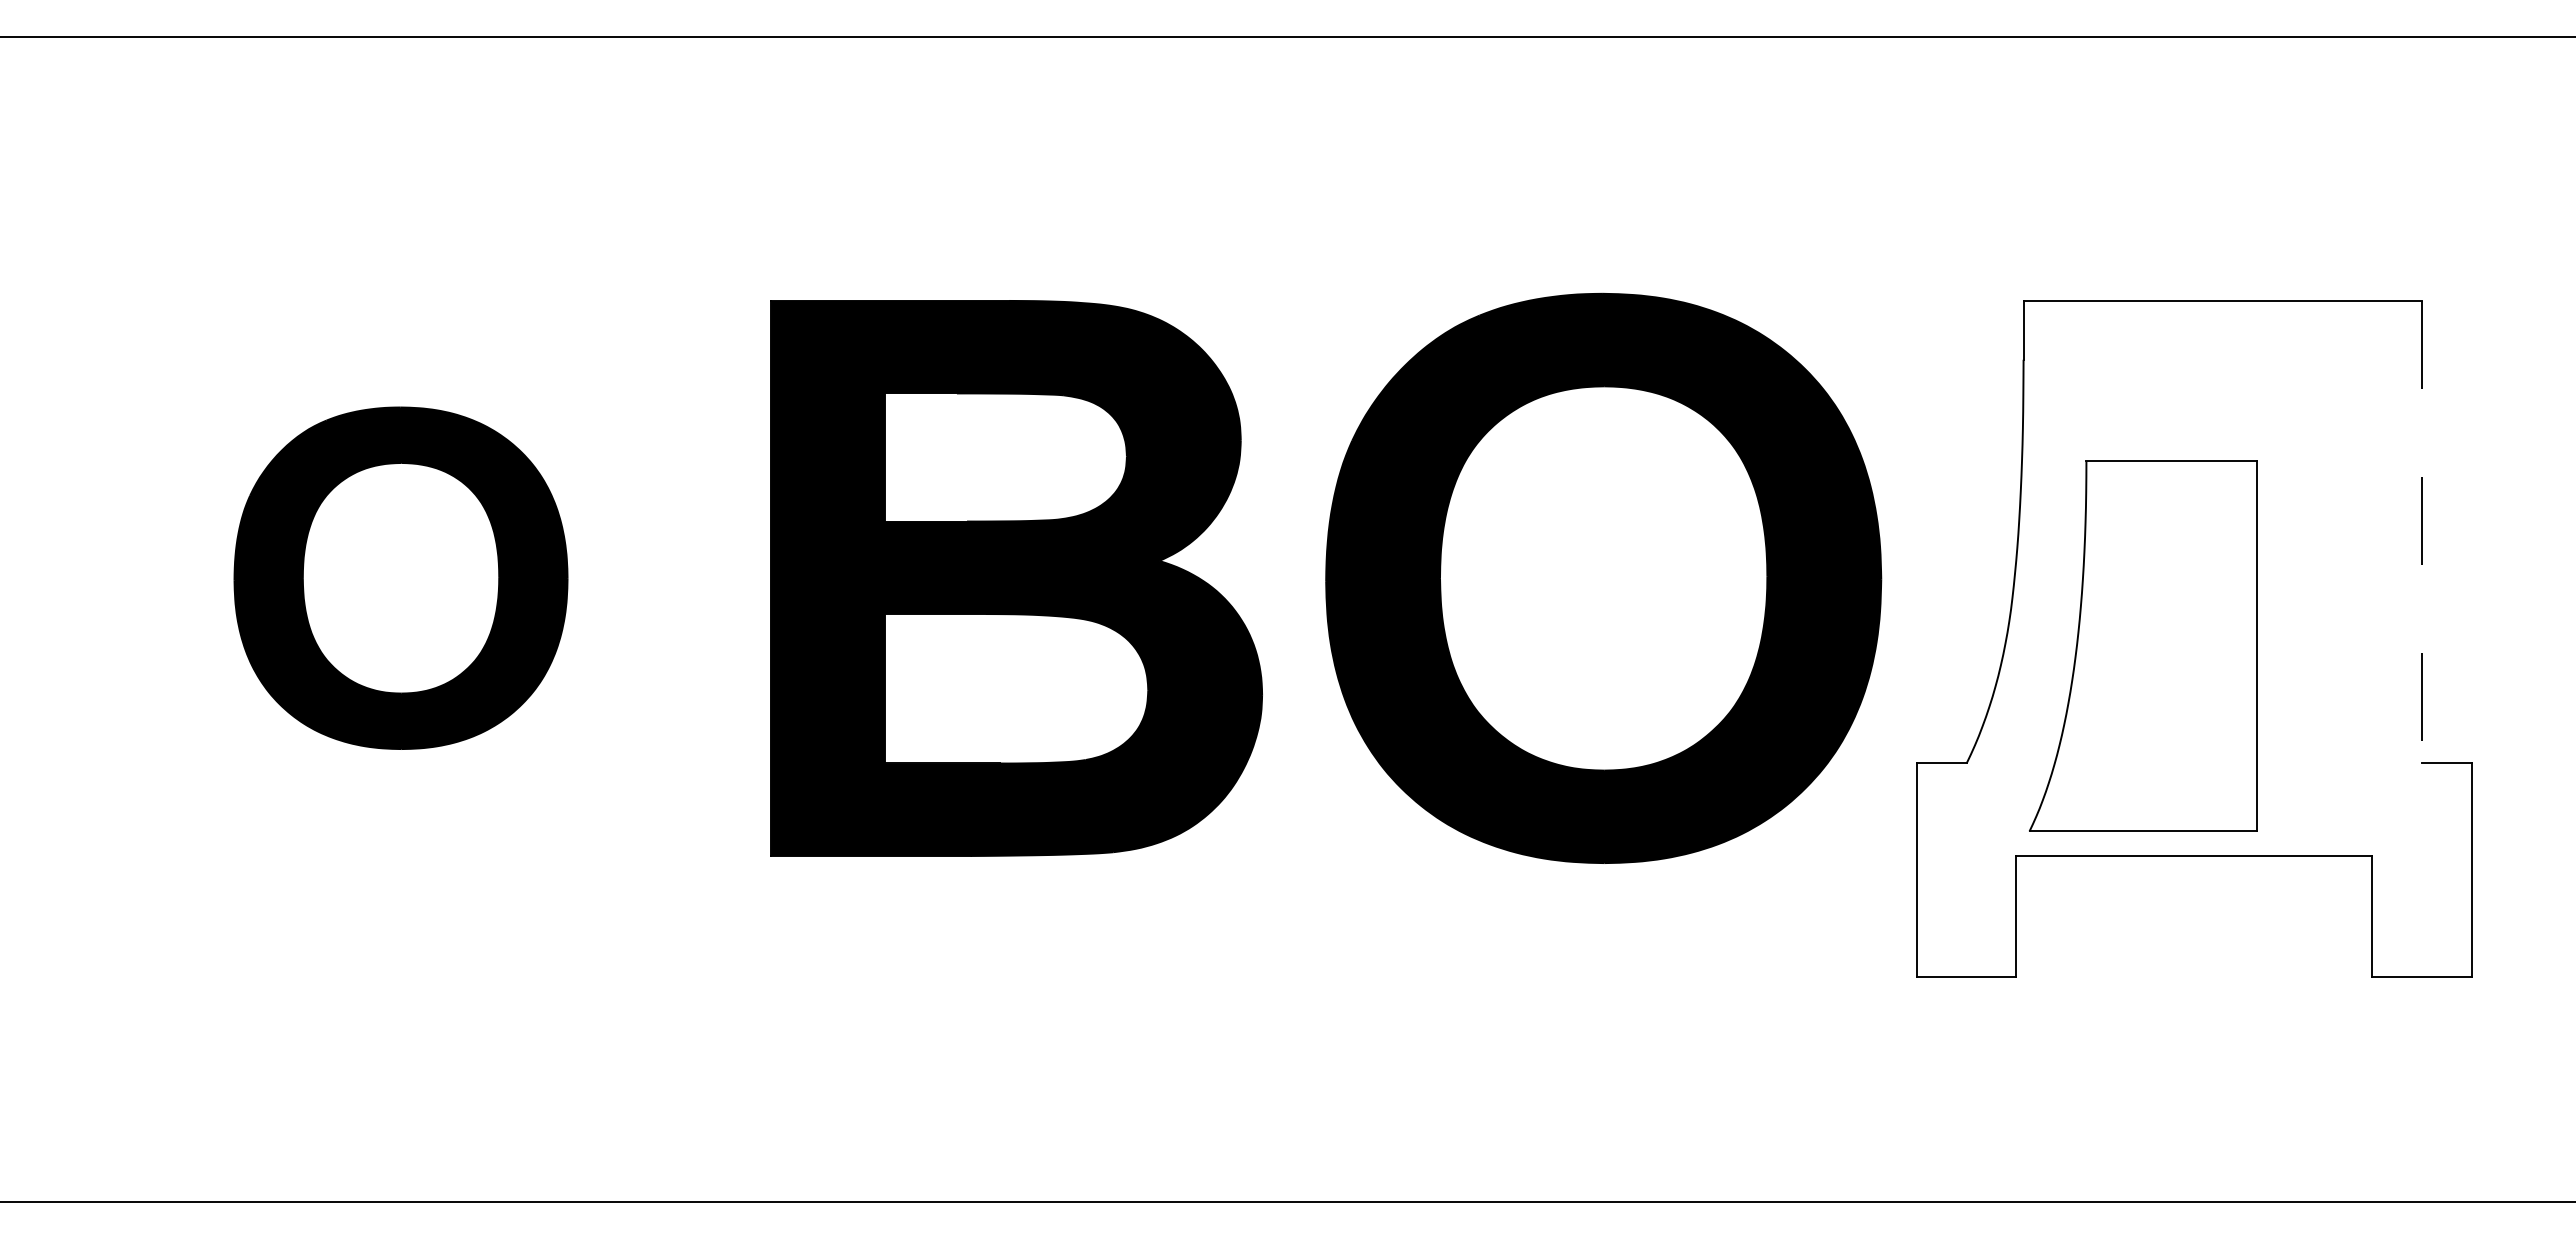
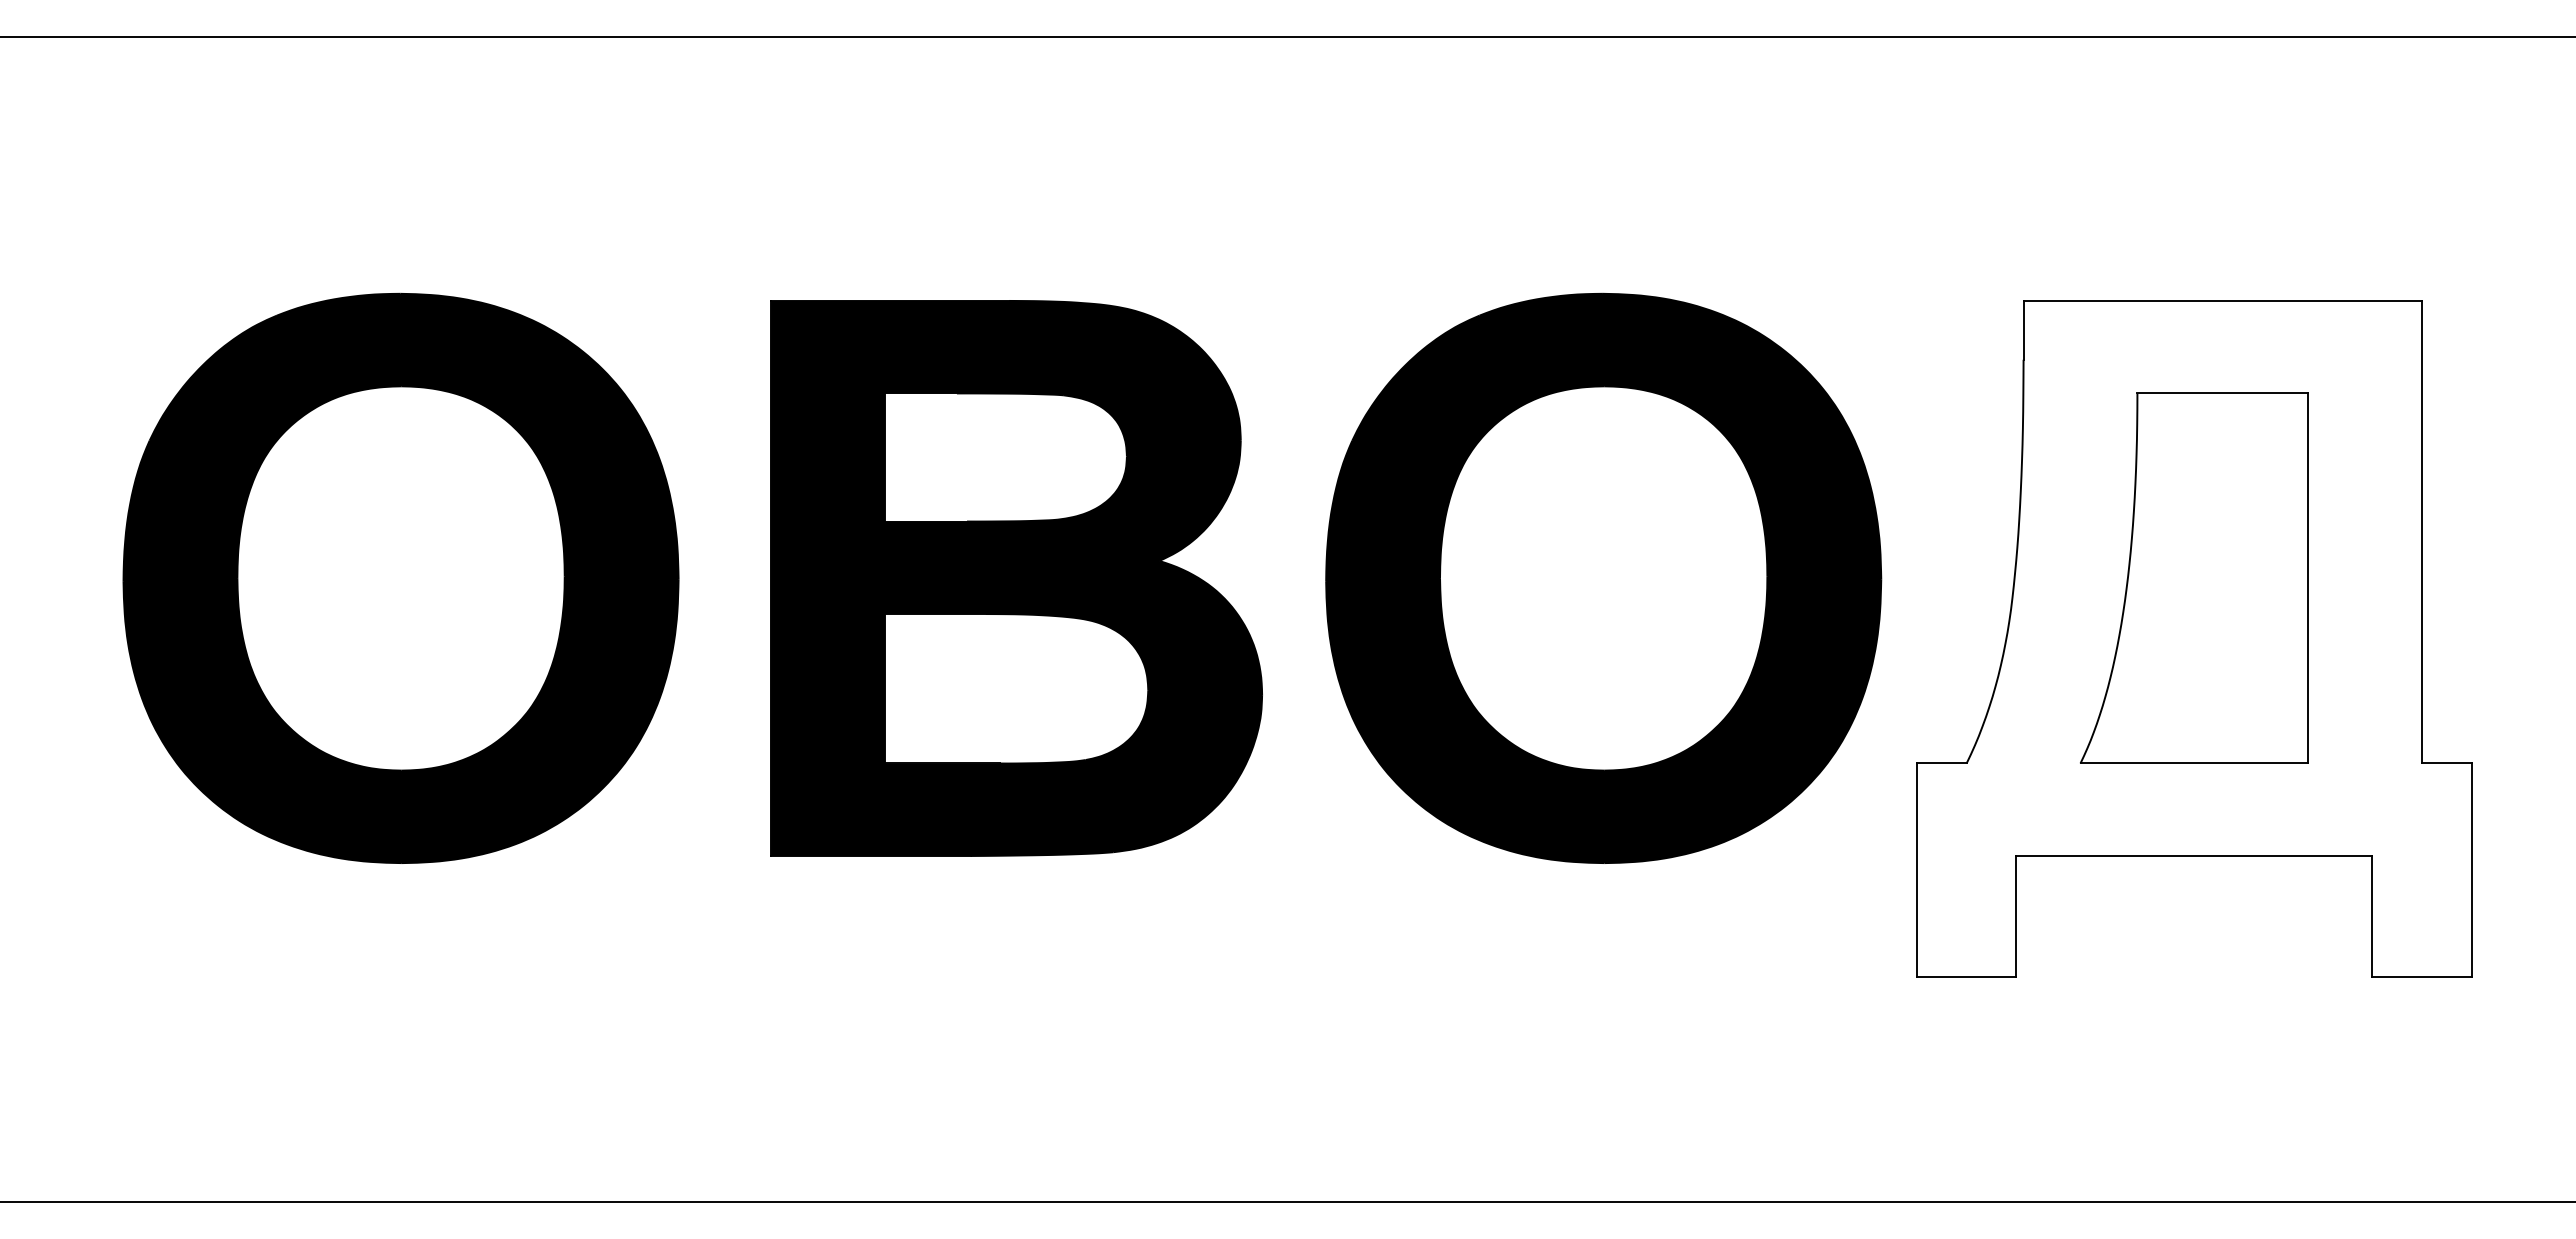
line: dashed -> solid (2422, 532)
part size: 336x344 px -> 558x572 px (400, 577)
part position: (2143, 645) -> (2194, 577) (2194, 577)
